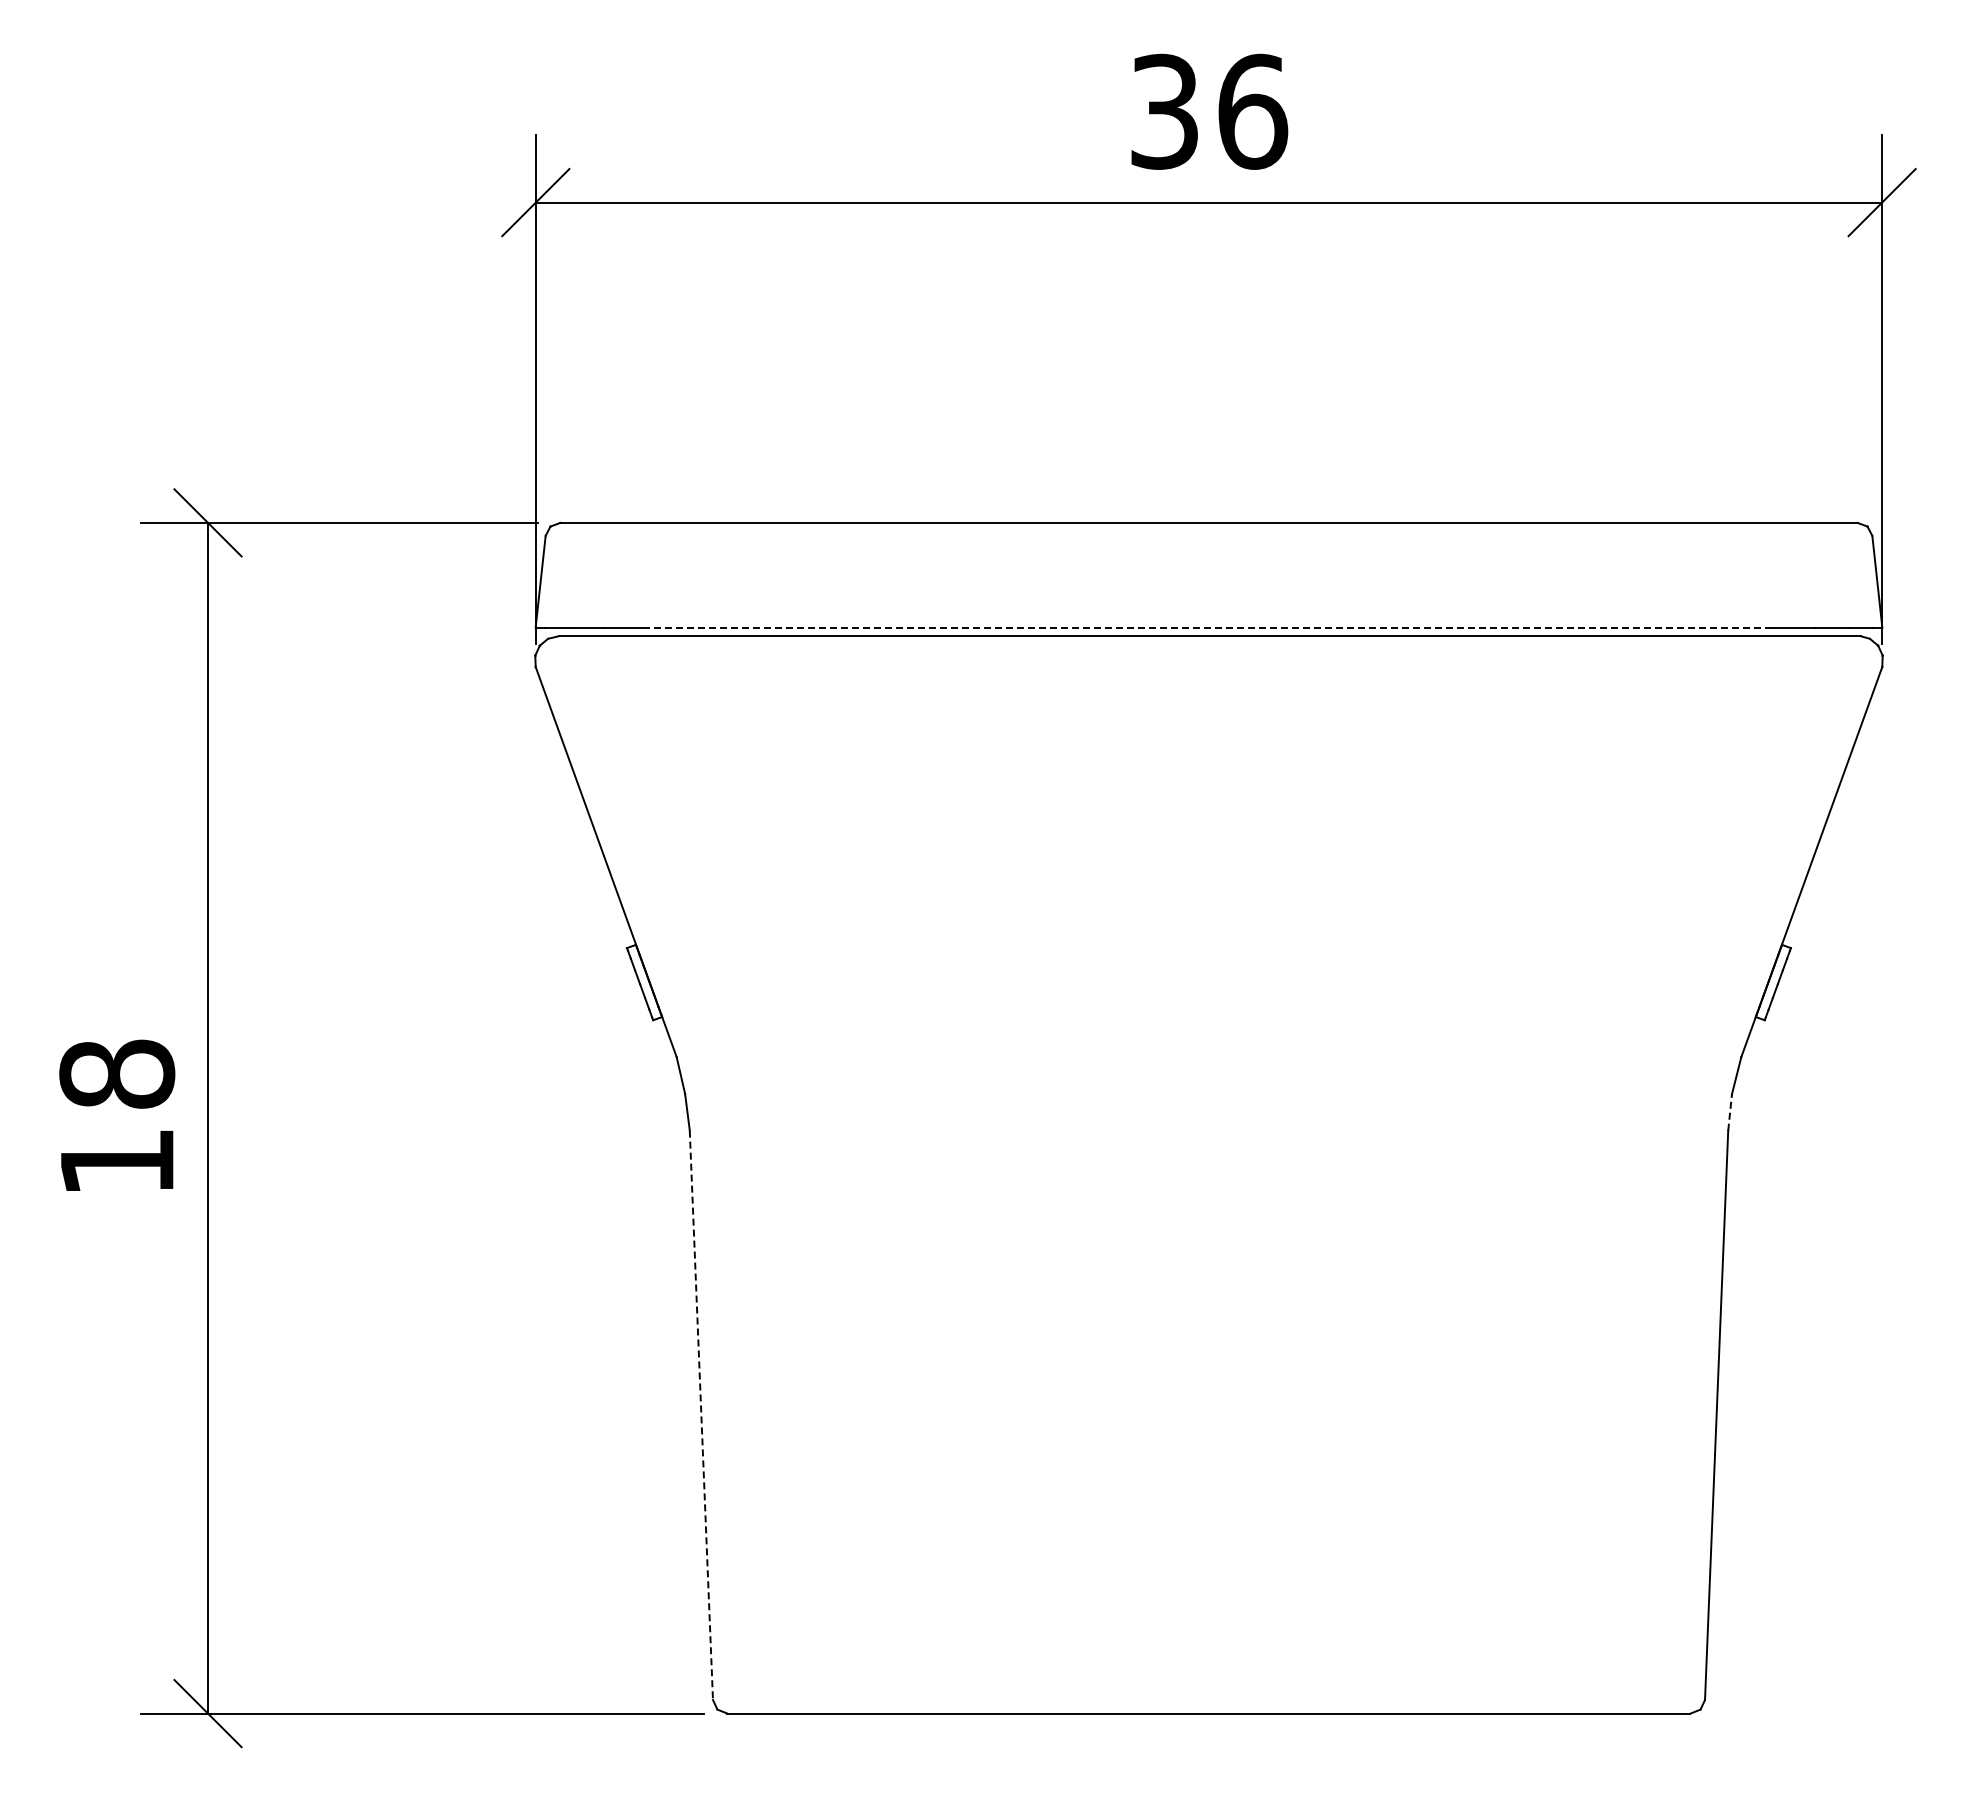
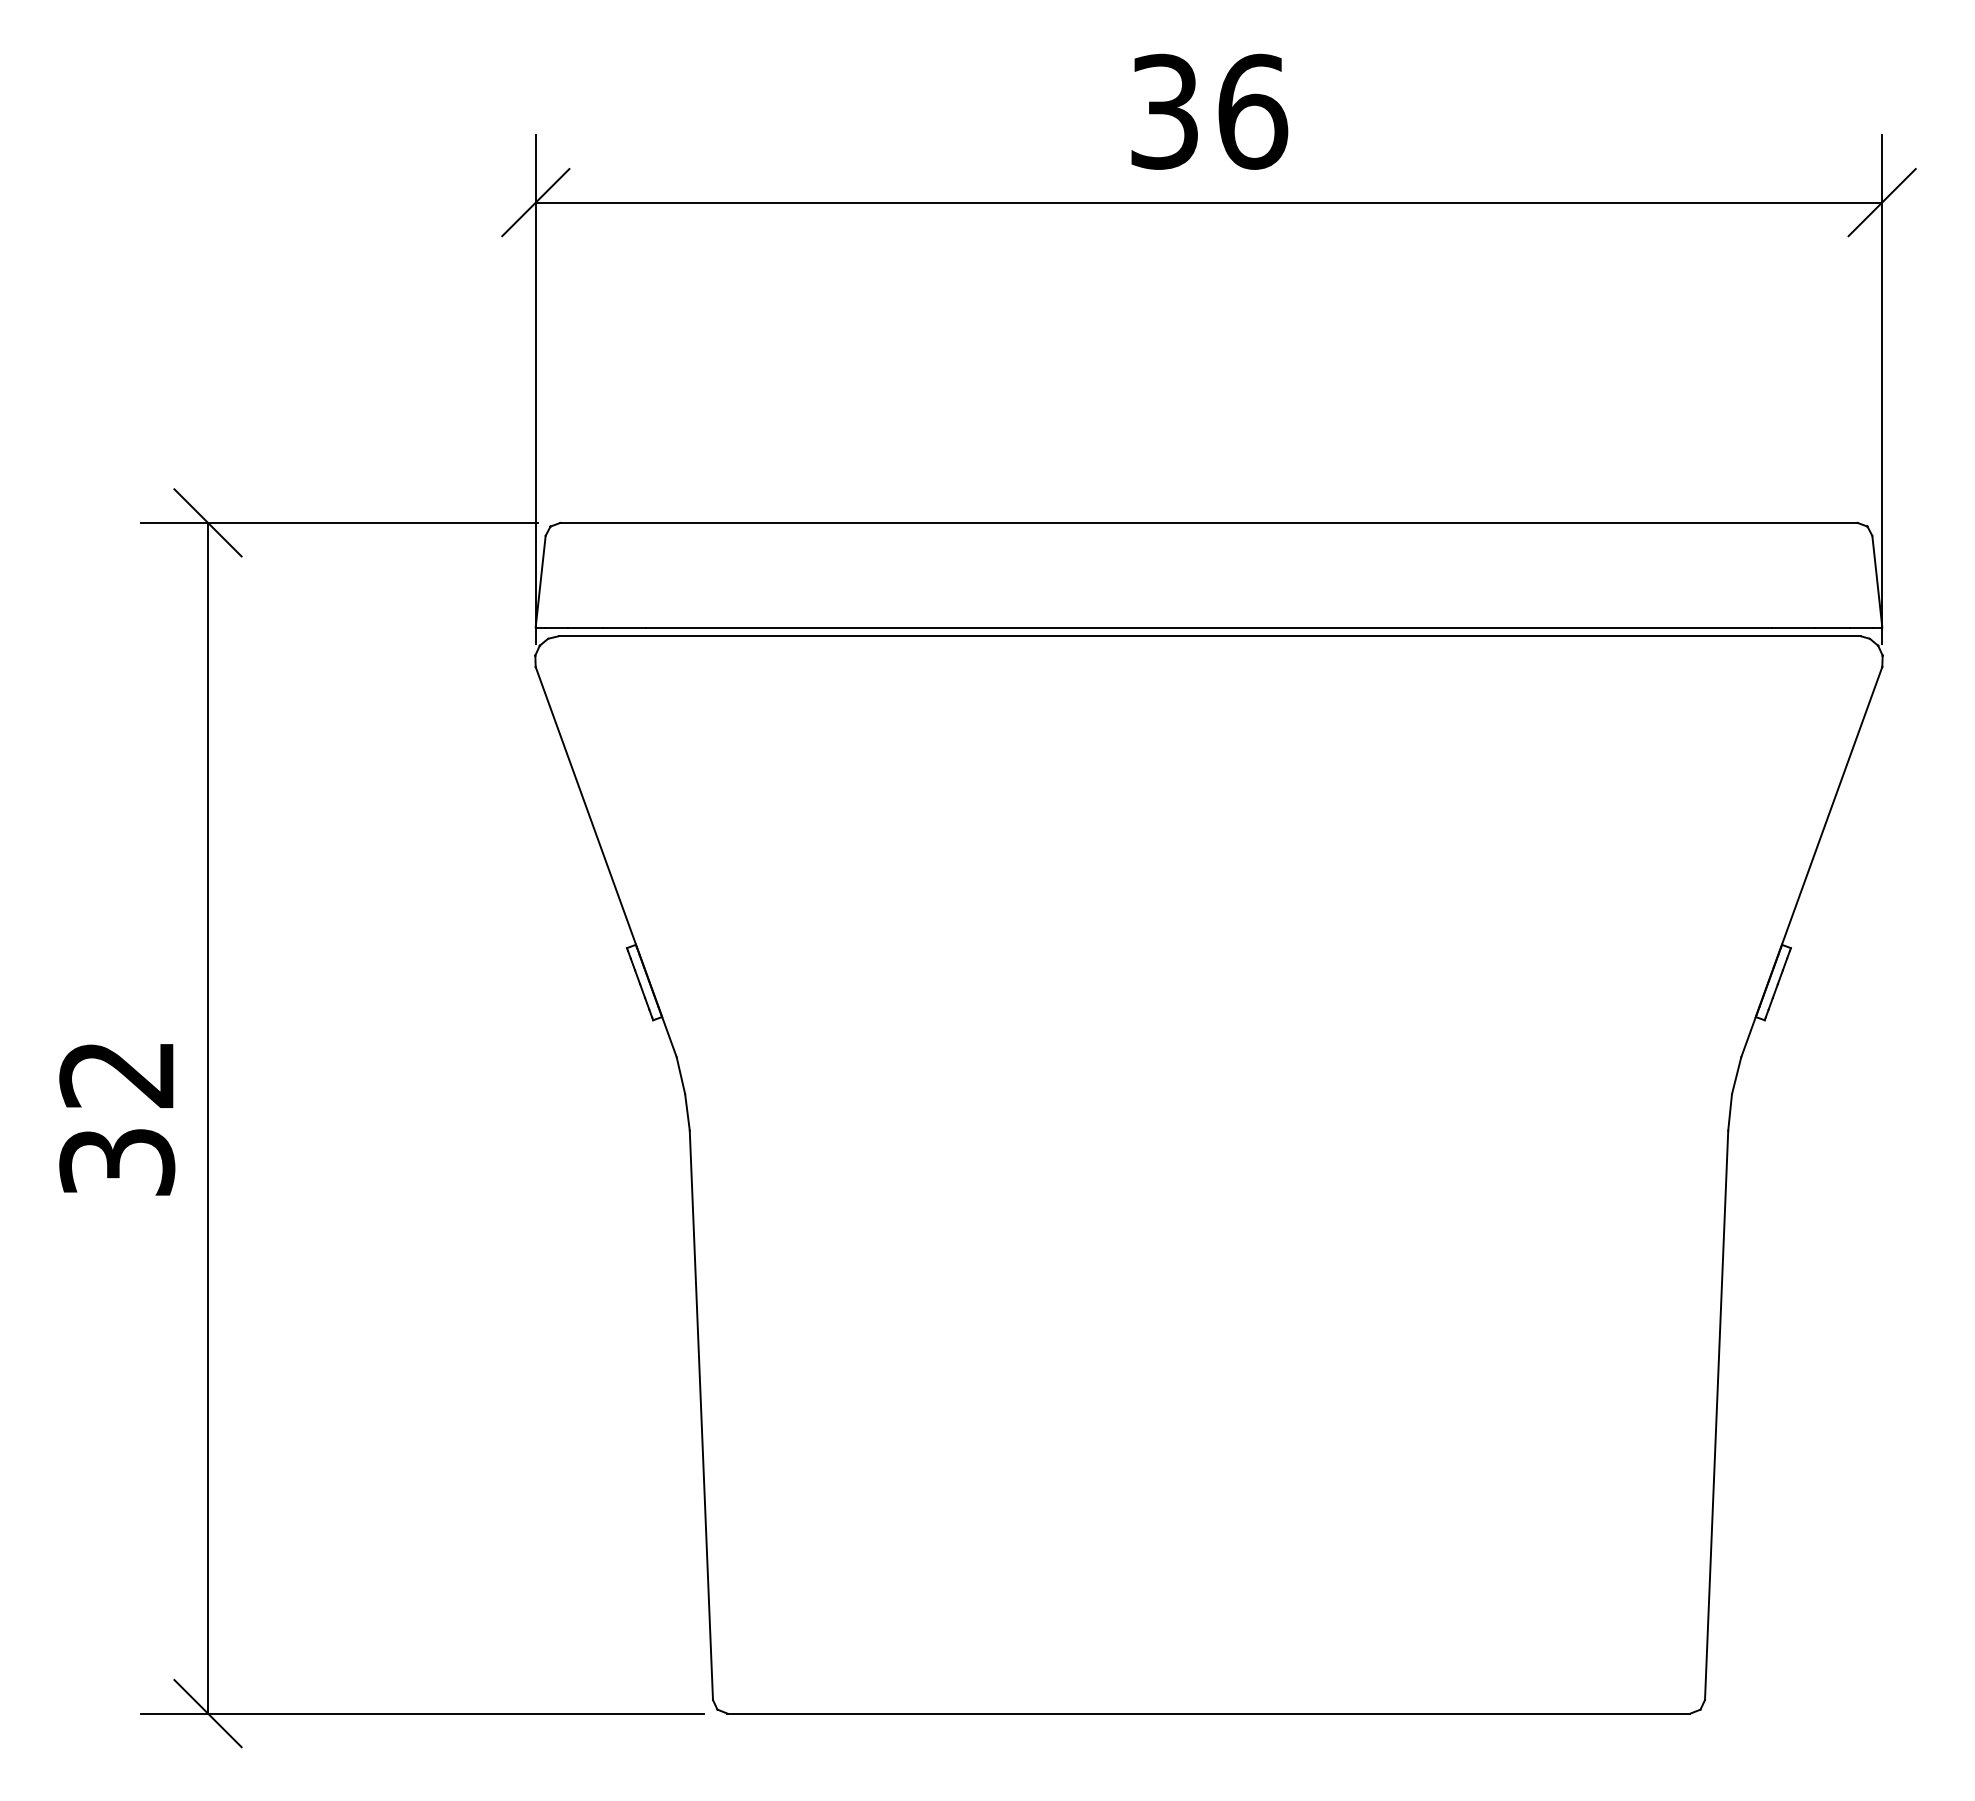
line: dashed -> solid (1209, 627)
line: dashed -> solid (1730, 1111)
text: 18 -> 32 (117, 1117)
line: dashed -> solid (701, 1415)
